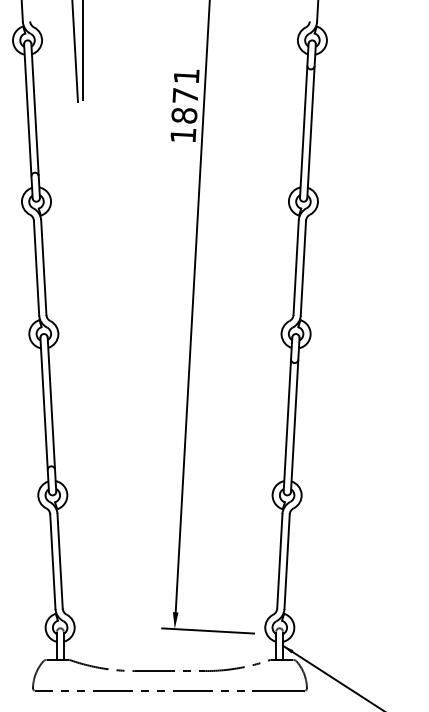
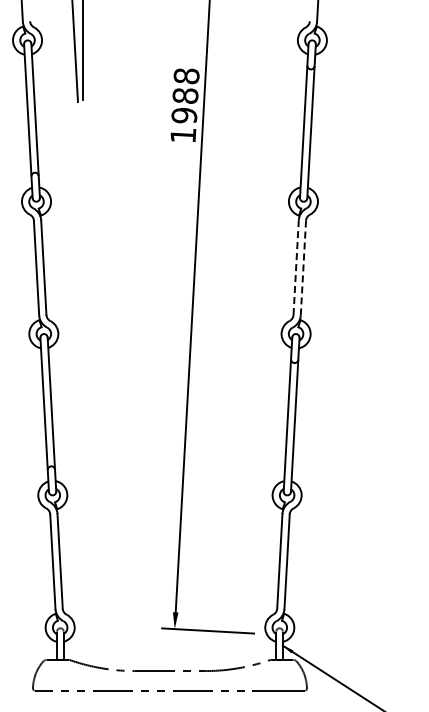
text: 1871 -> 1988 (185, 95)
line: solid -> dashed (296, 267)
line: solid -> dashed (303, 267)
